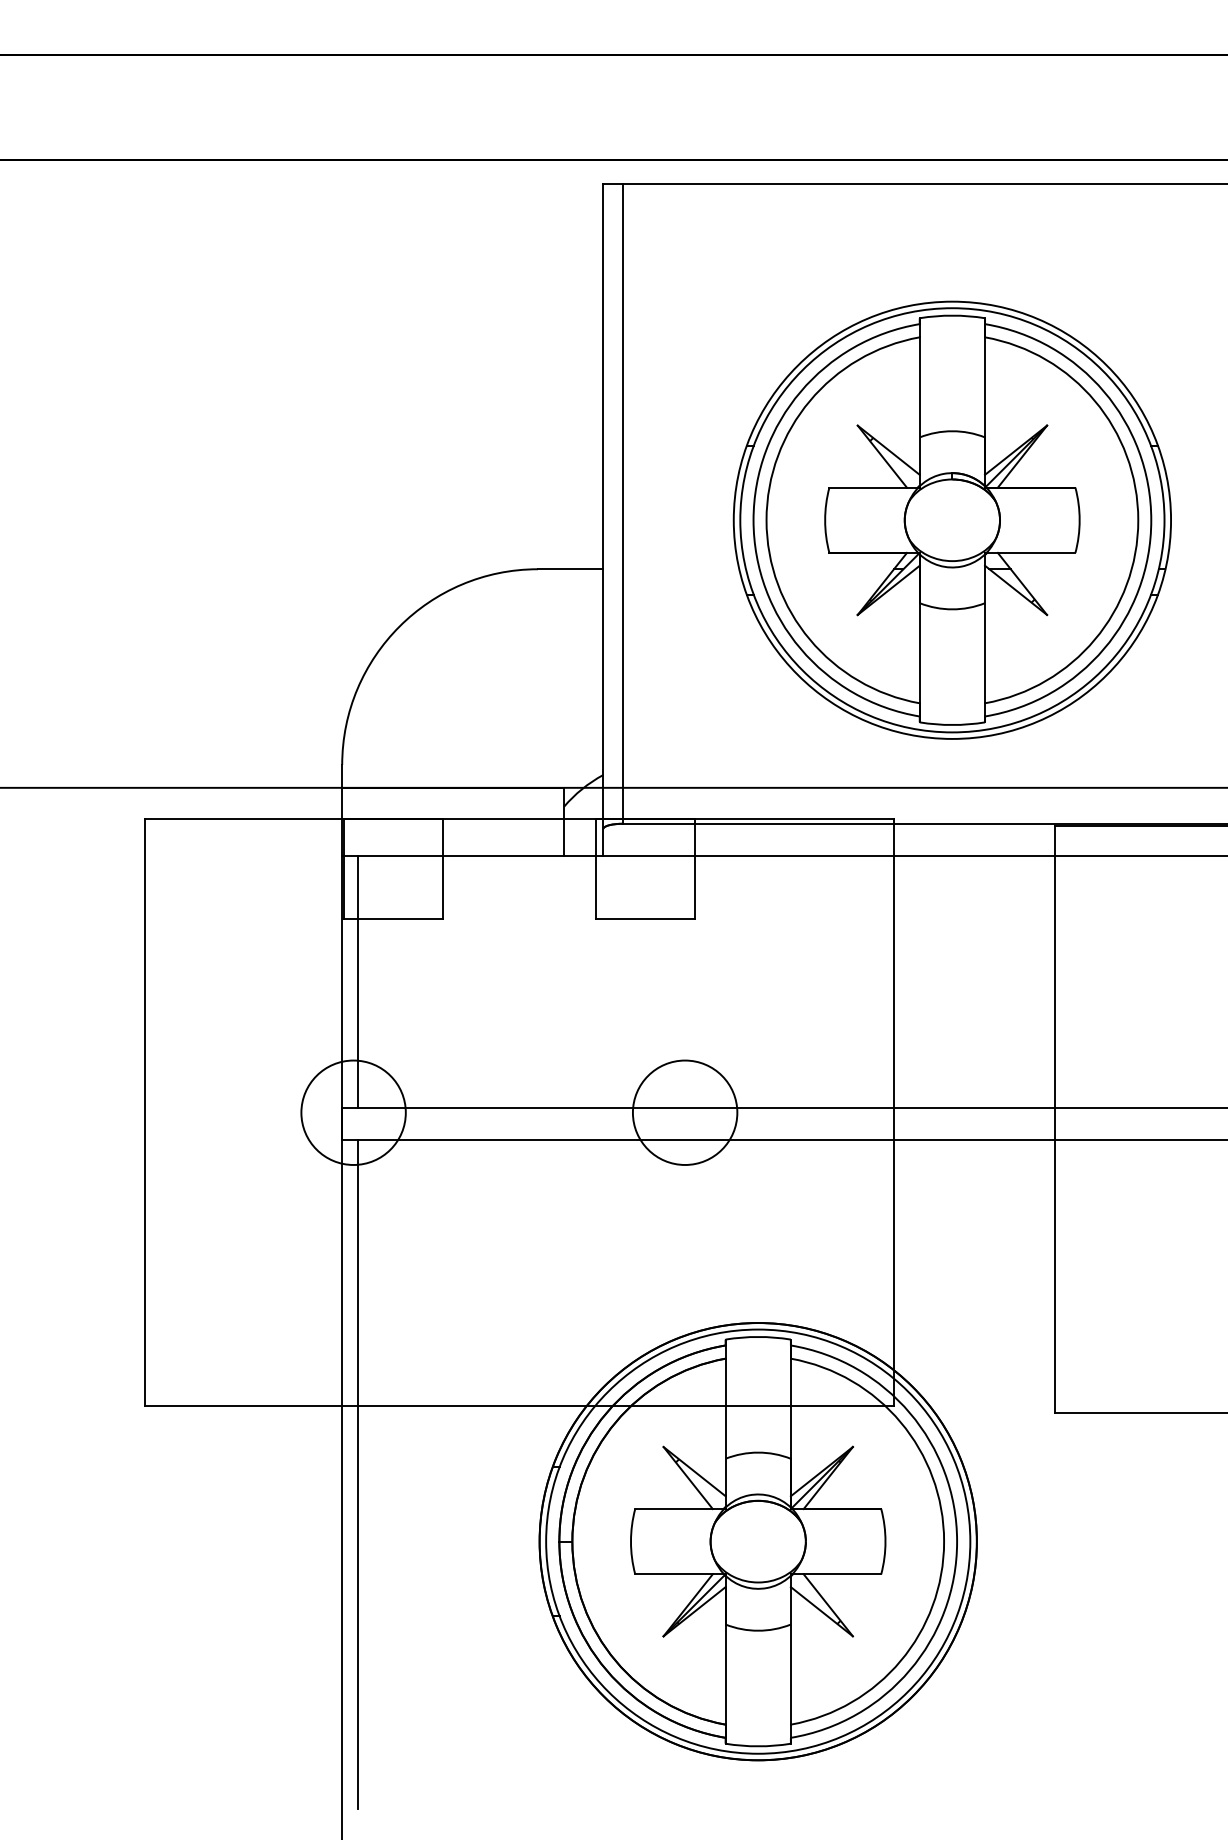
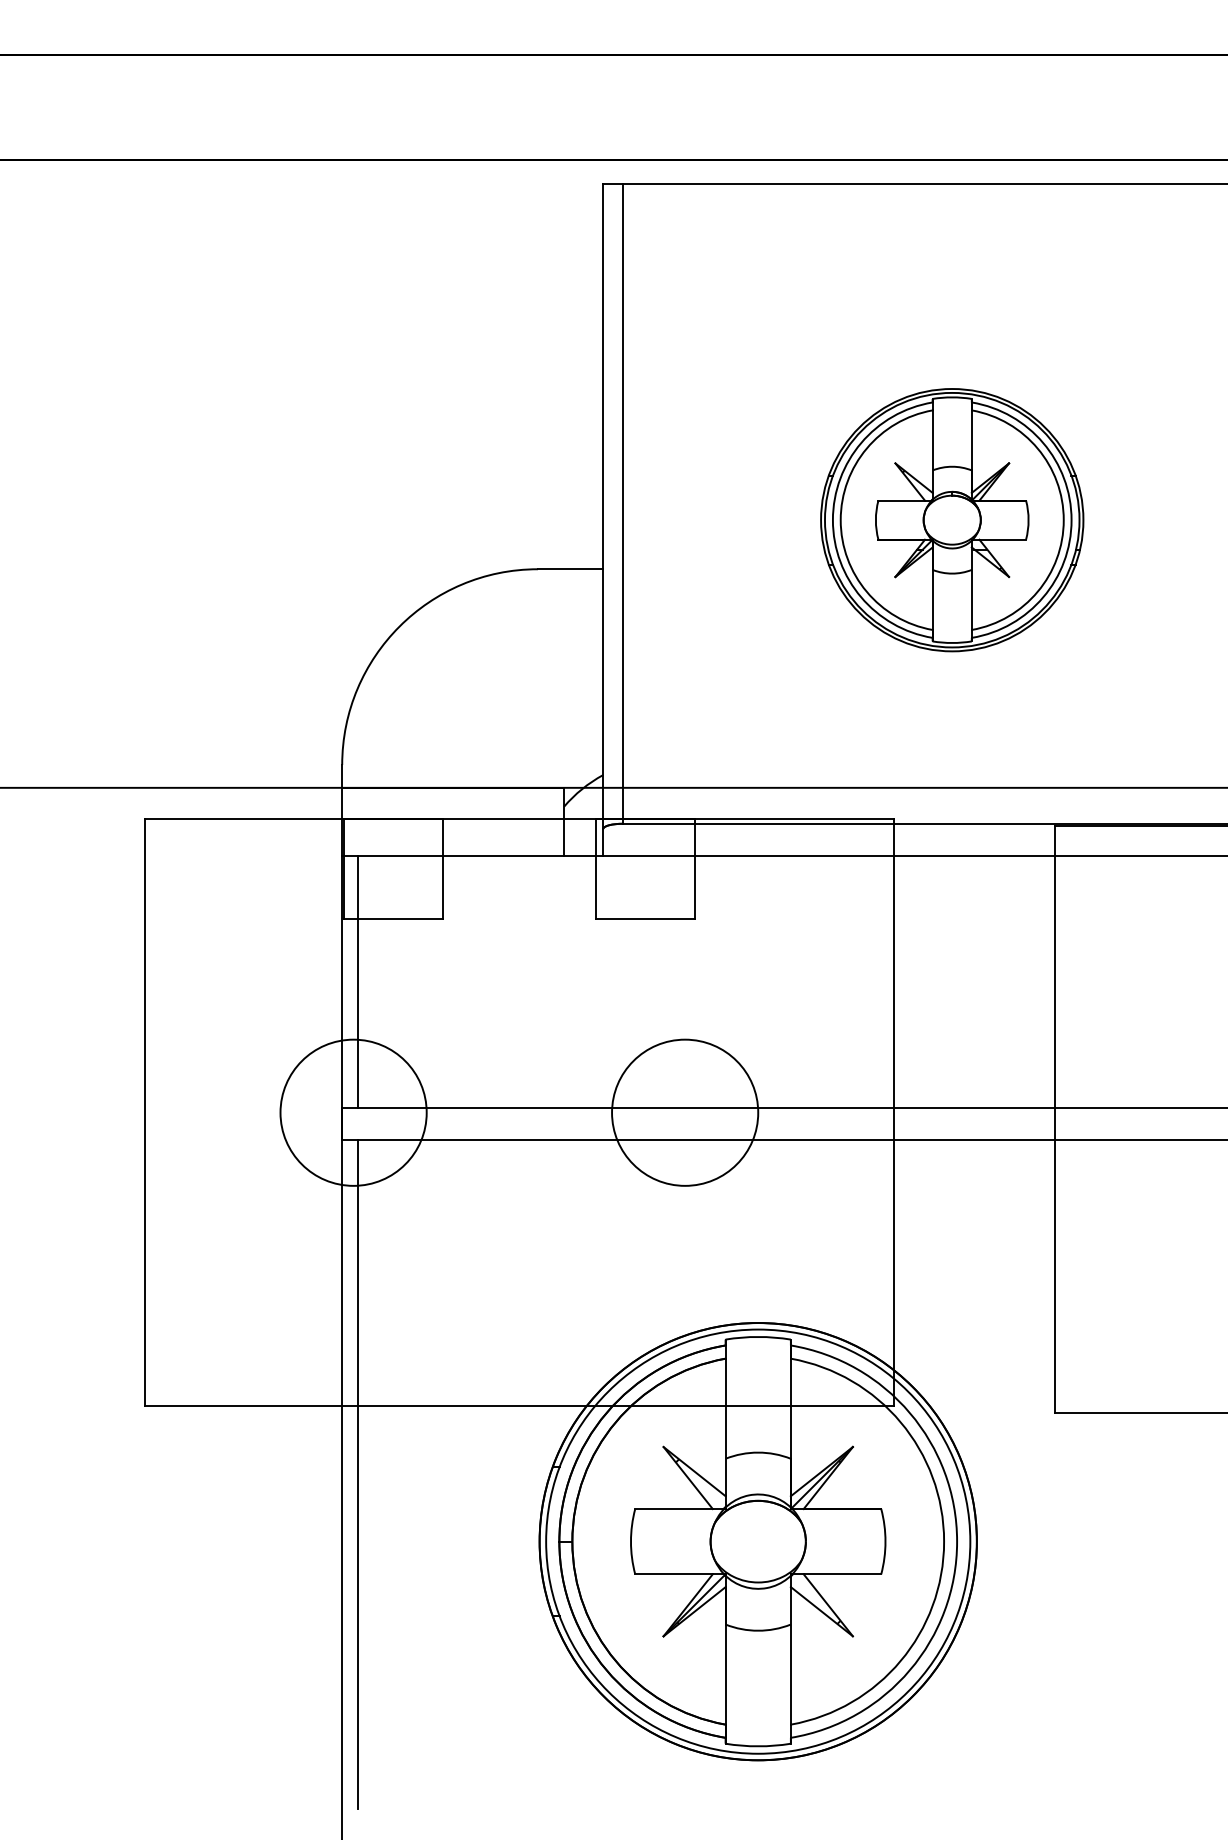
part size: 440x440 px -> 265x265 px (952, 520)
circle diameter: 104 px -> 146 px (353, 1112)
circle diameter: 104 px -> 146 px (685, 1112)
